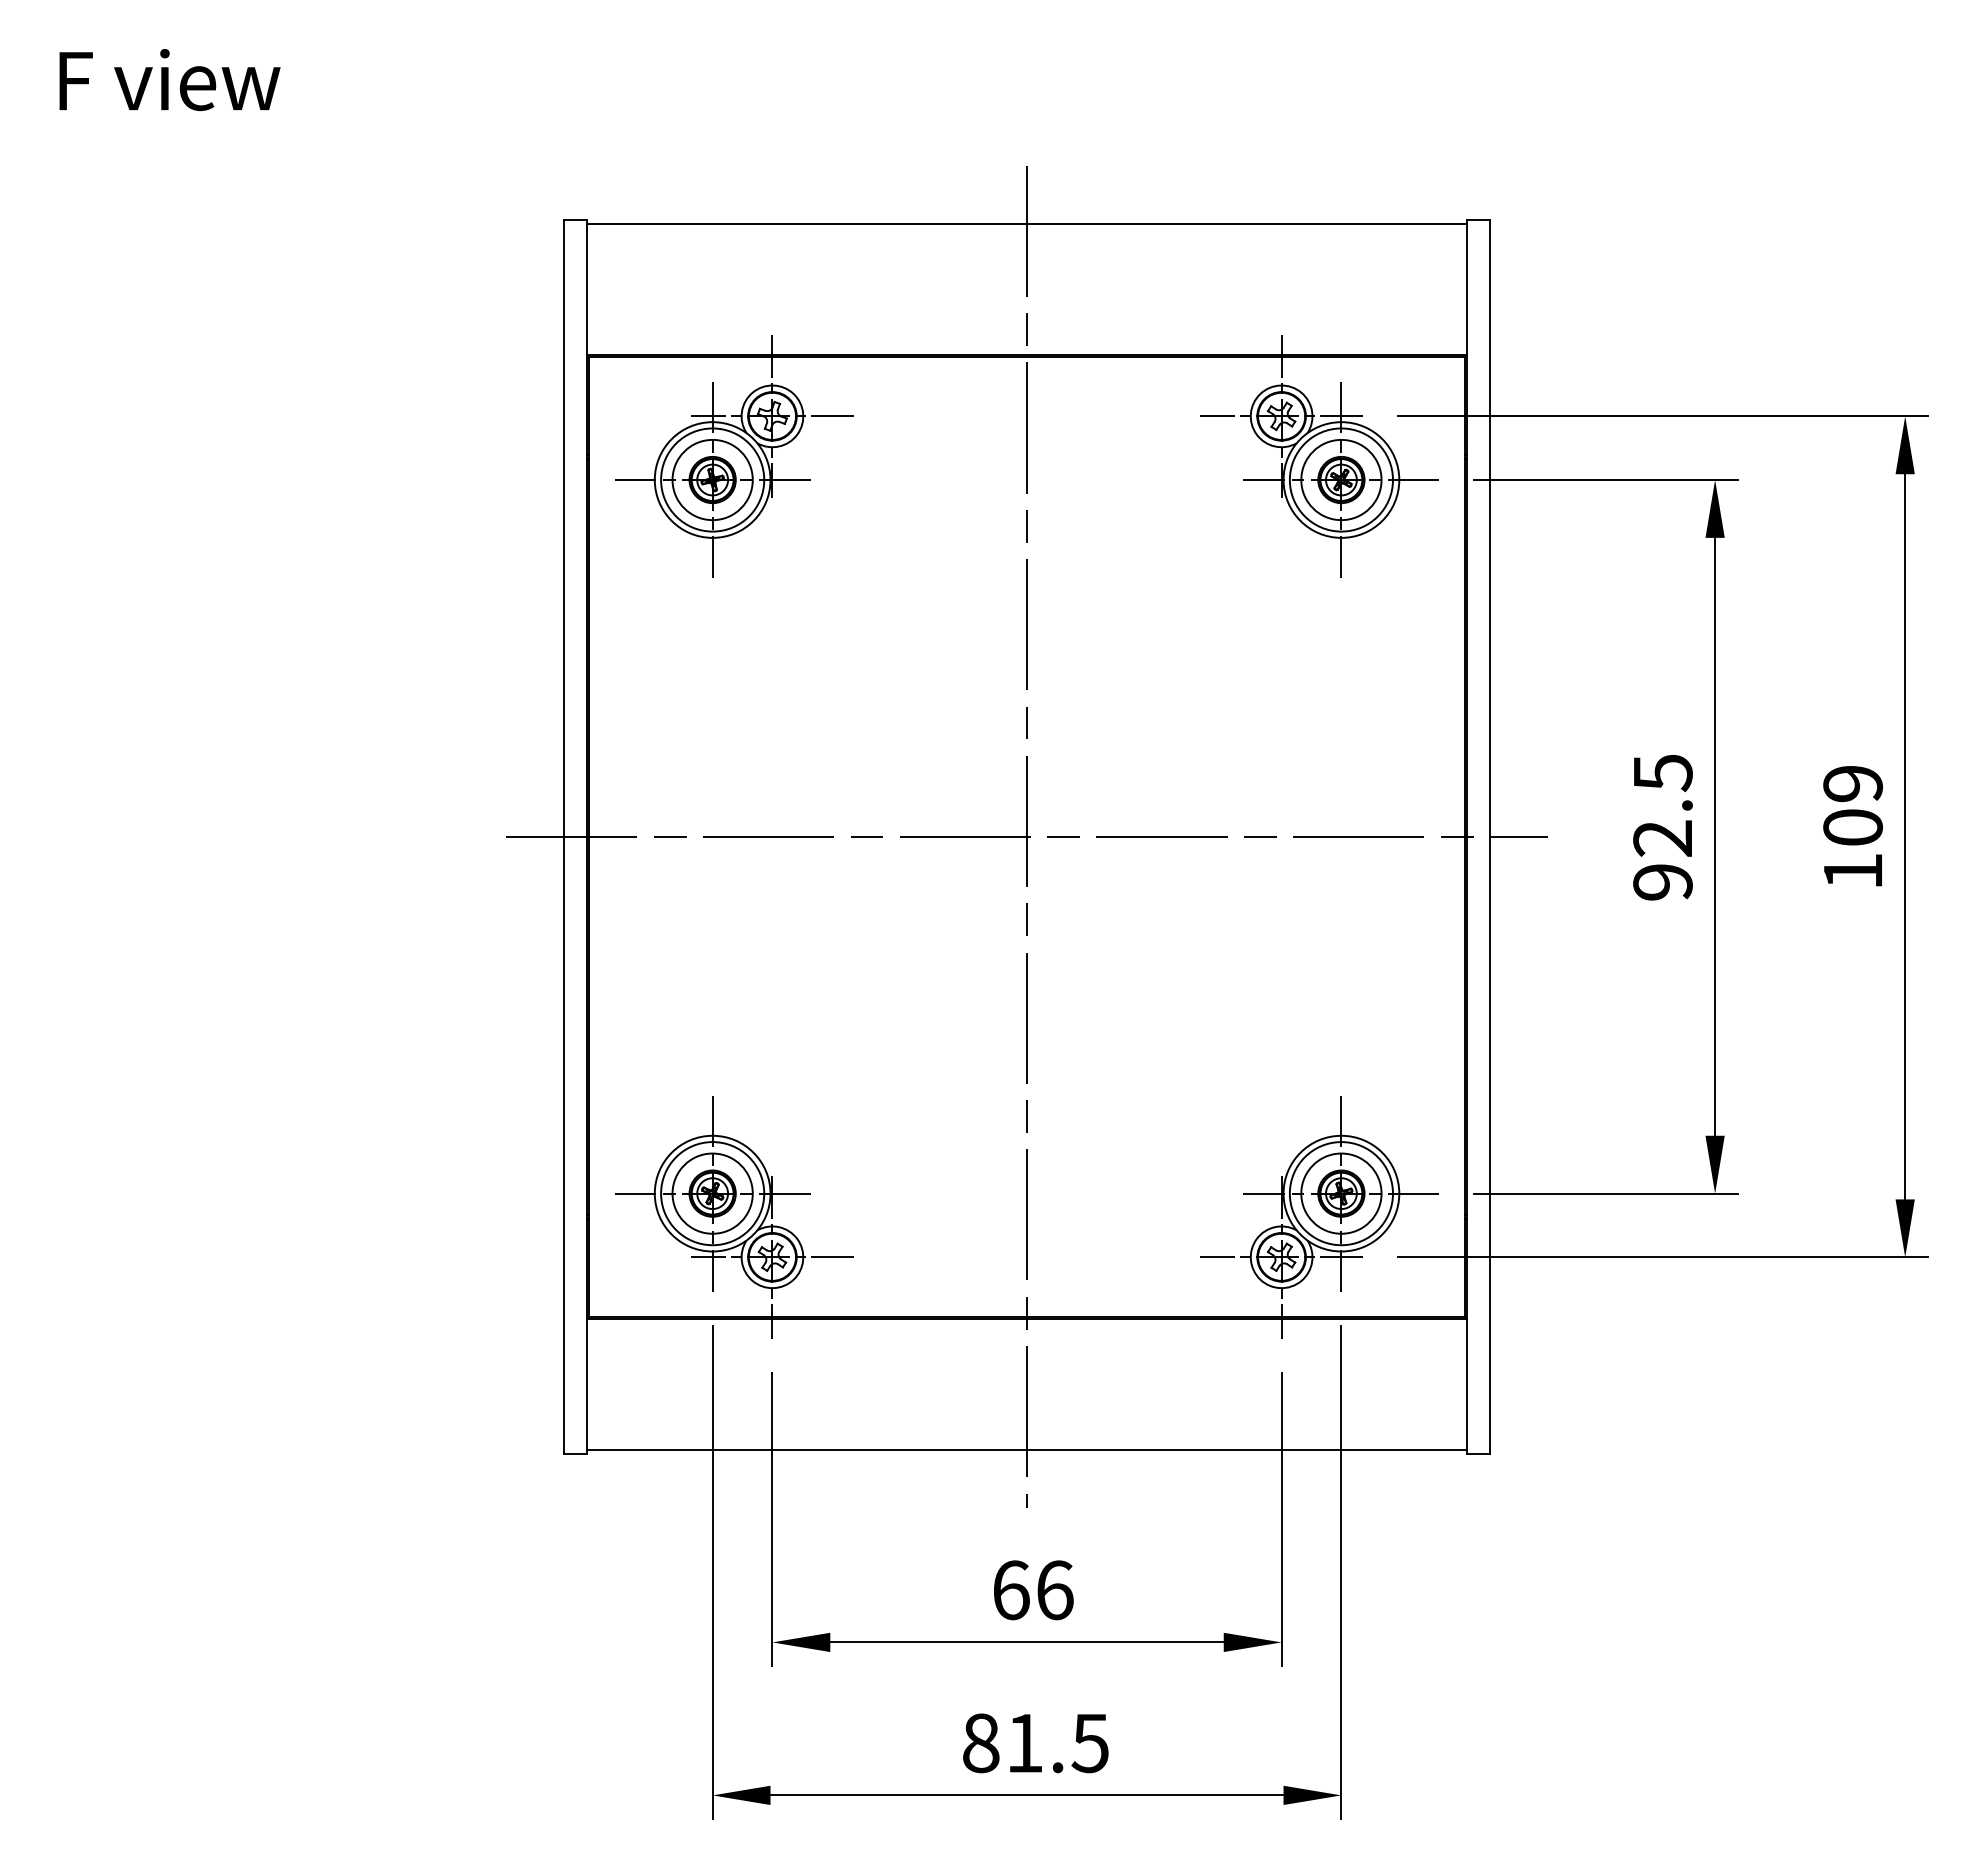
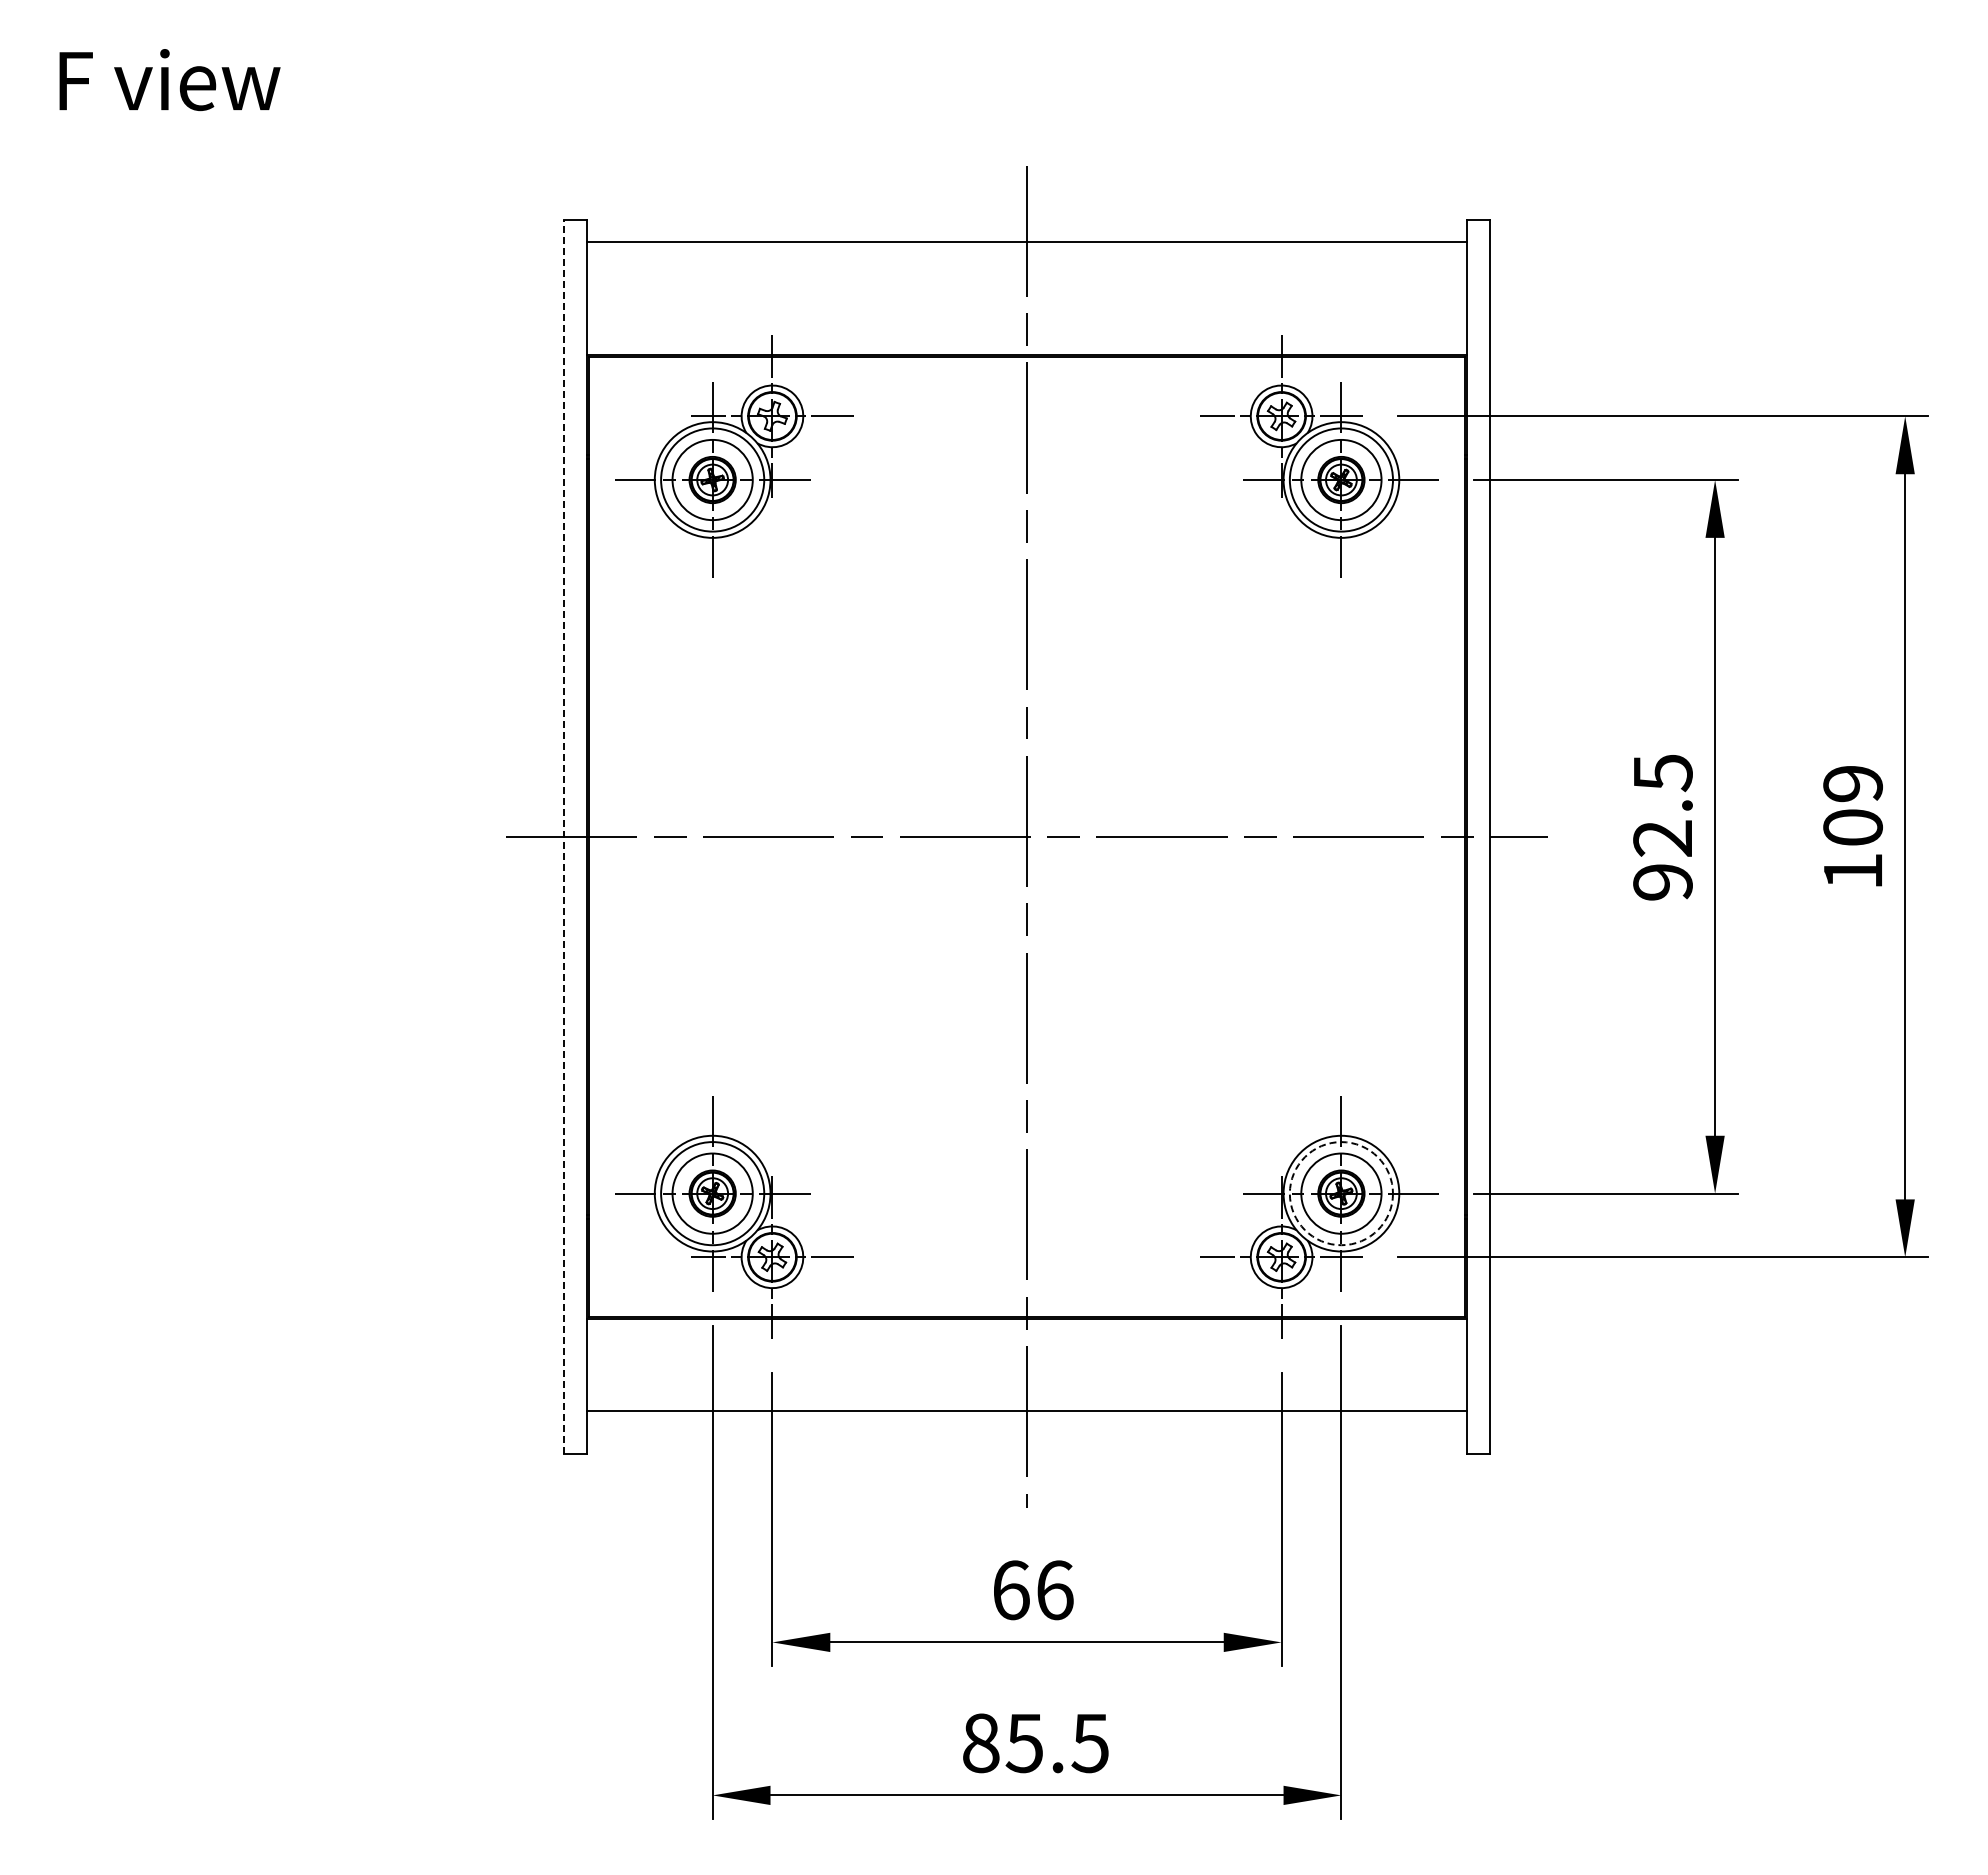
line position: (1026, 223) -> (1026, 241) (1026, 241)
line: solid -> dashed (564, 836)
circle: solid -> dashed (1341, 1193)
line position: (1026, 1450) -> (1026, 1411) (1026, 1411)
text: 81.5 -> 85.5 (1023, 1743)
